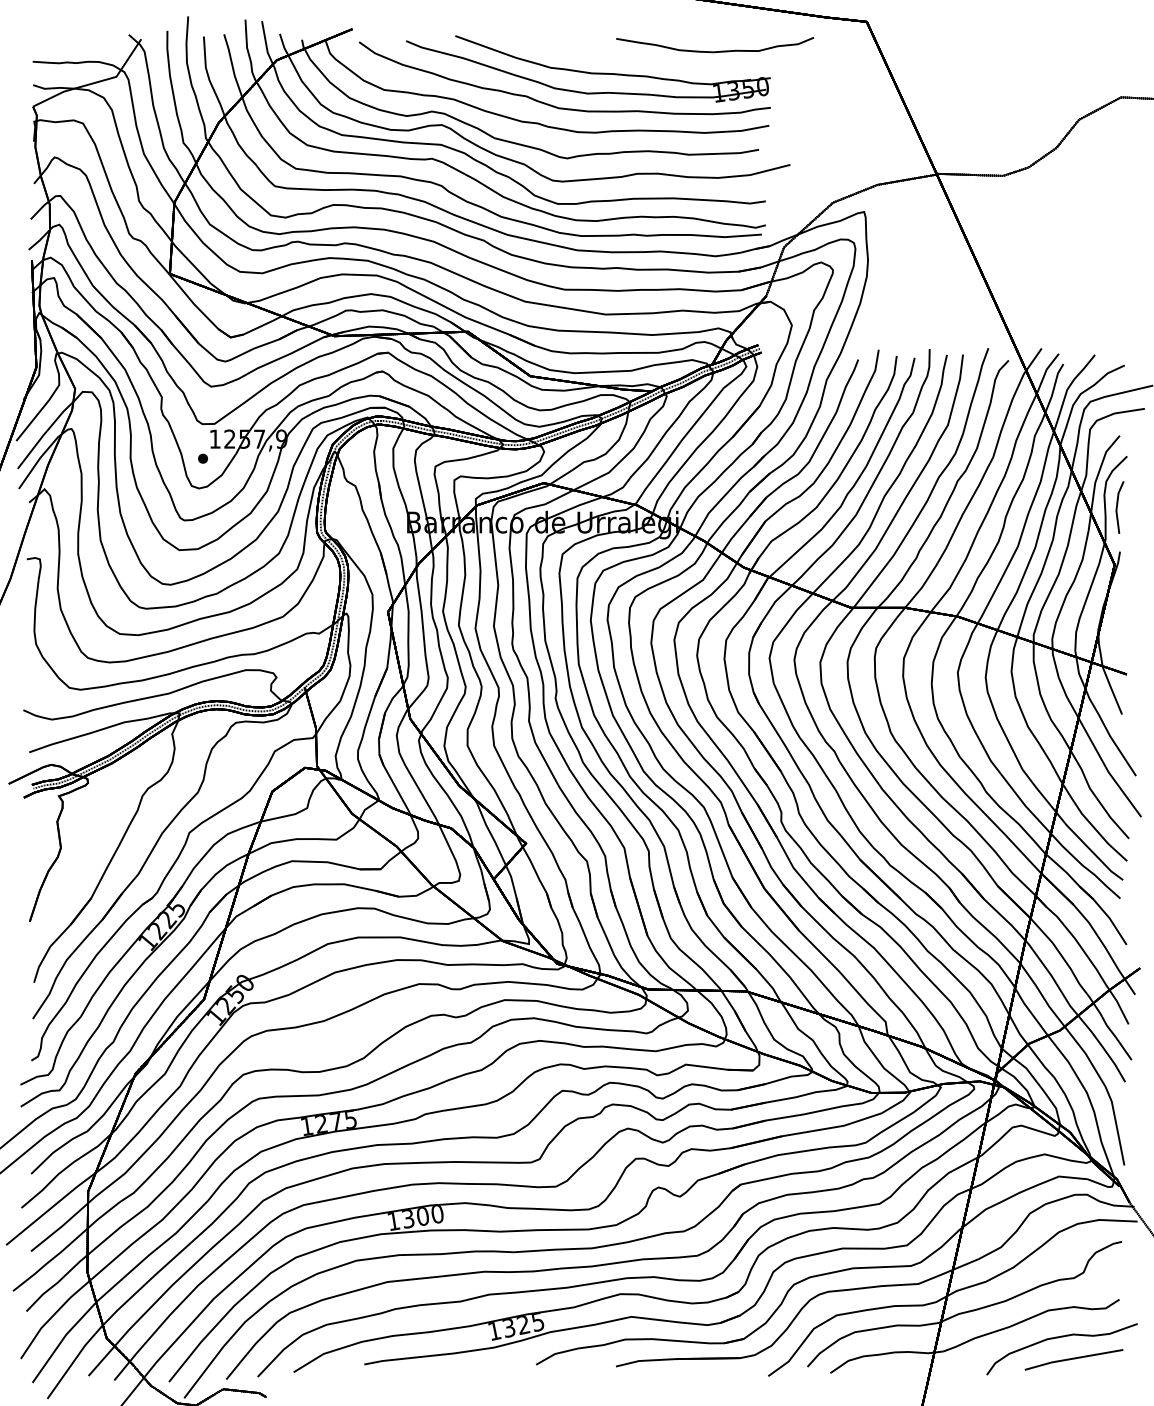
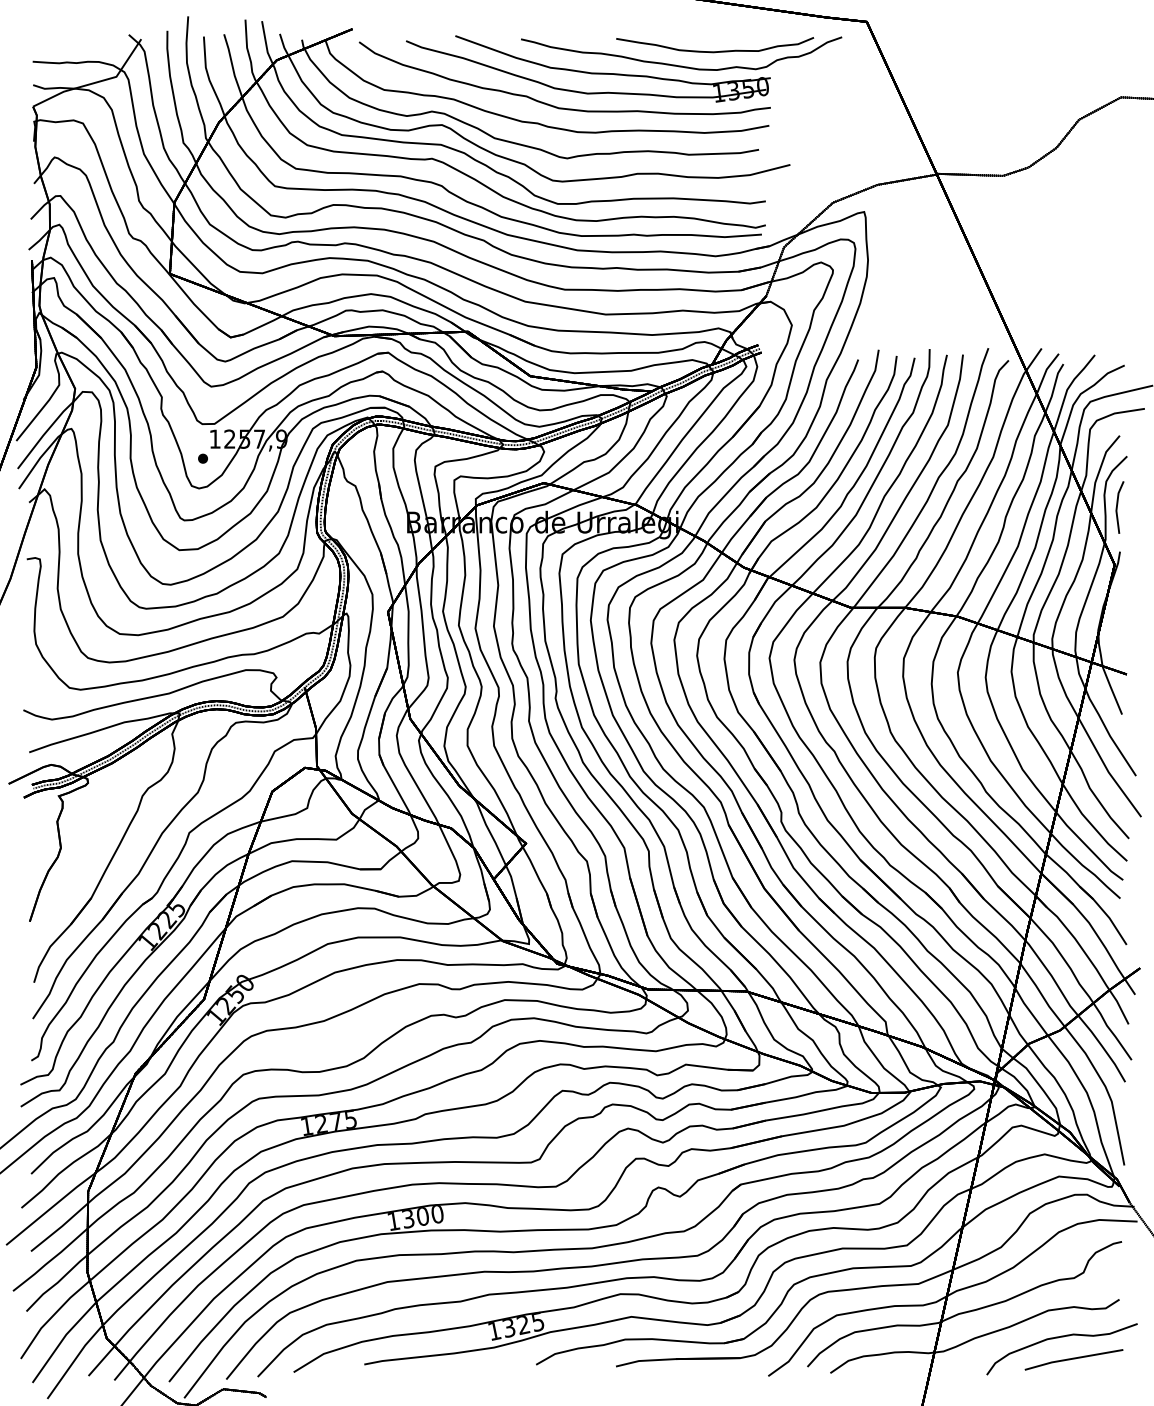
part: none -> present (681, 65)
